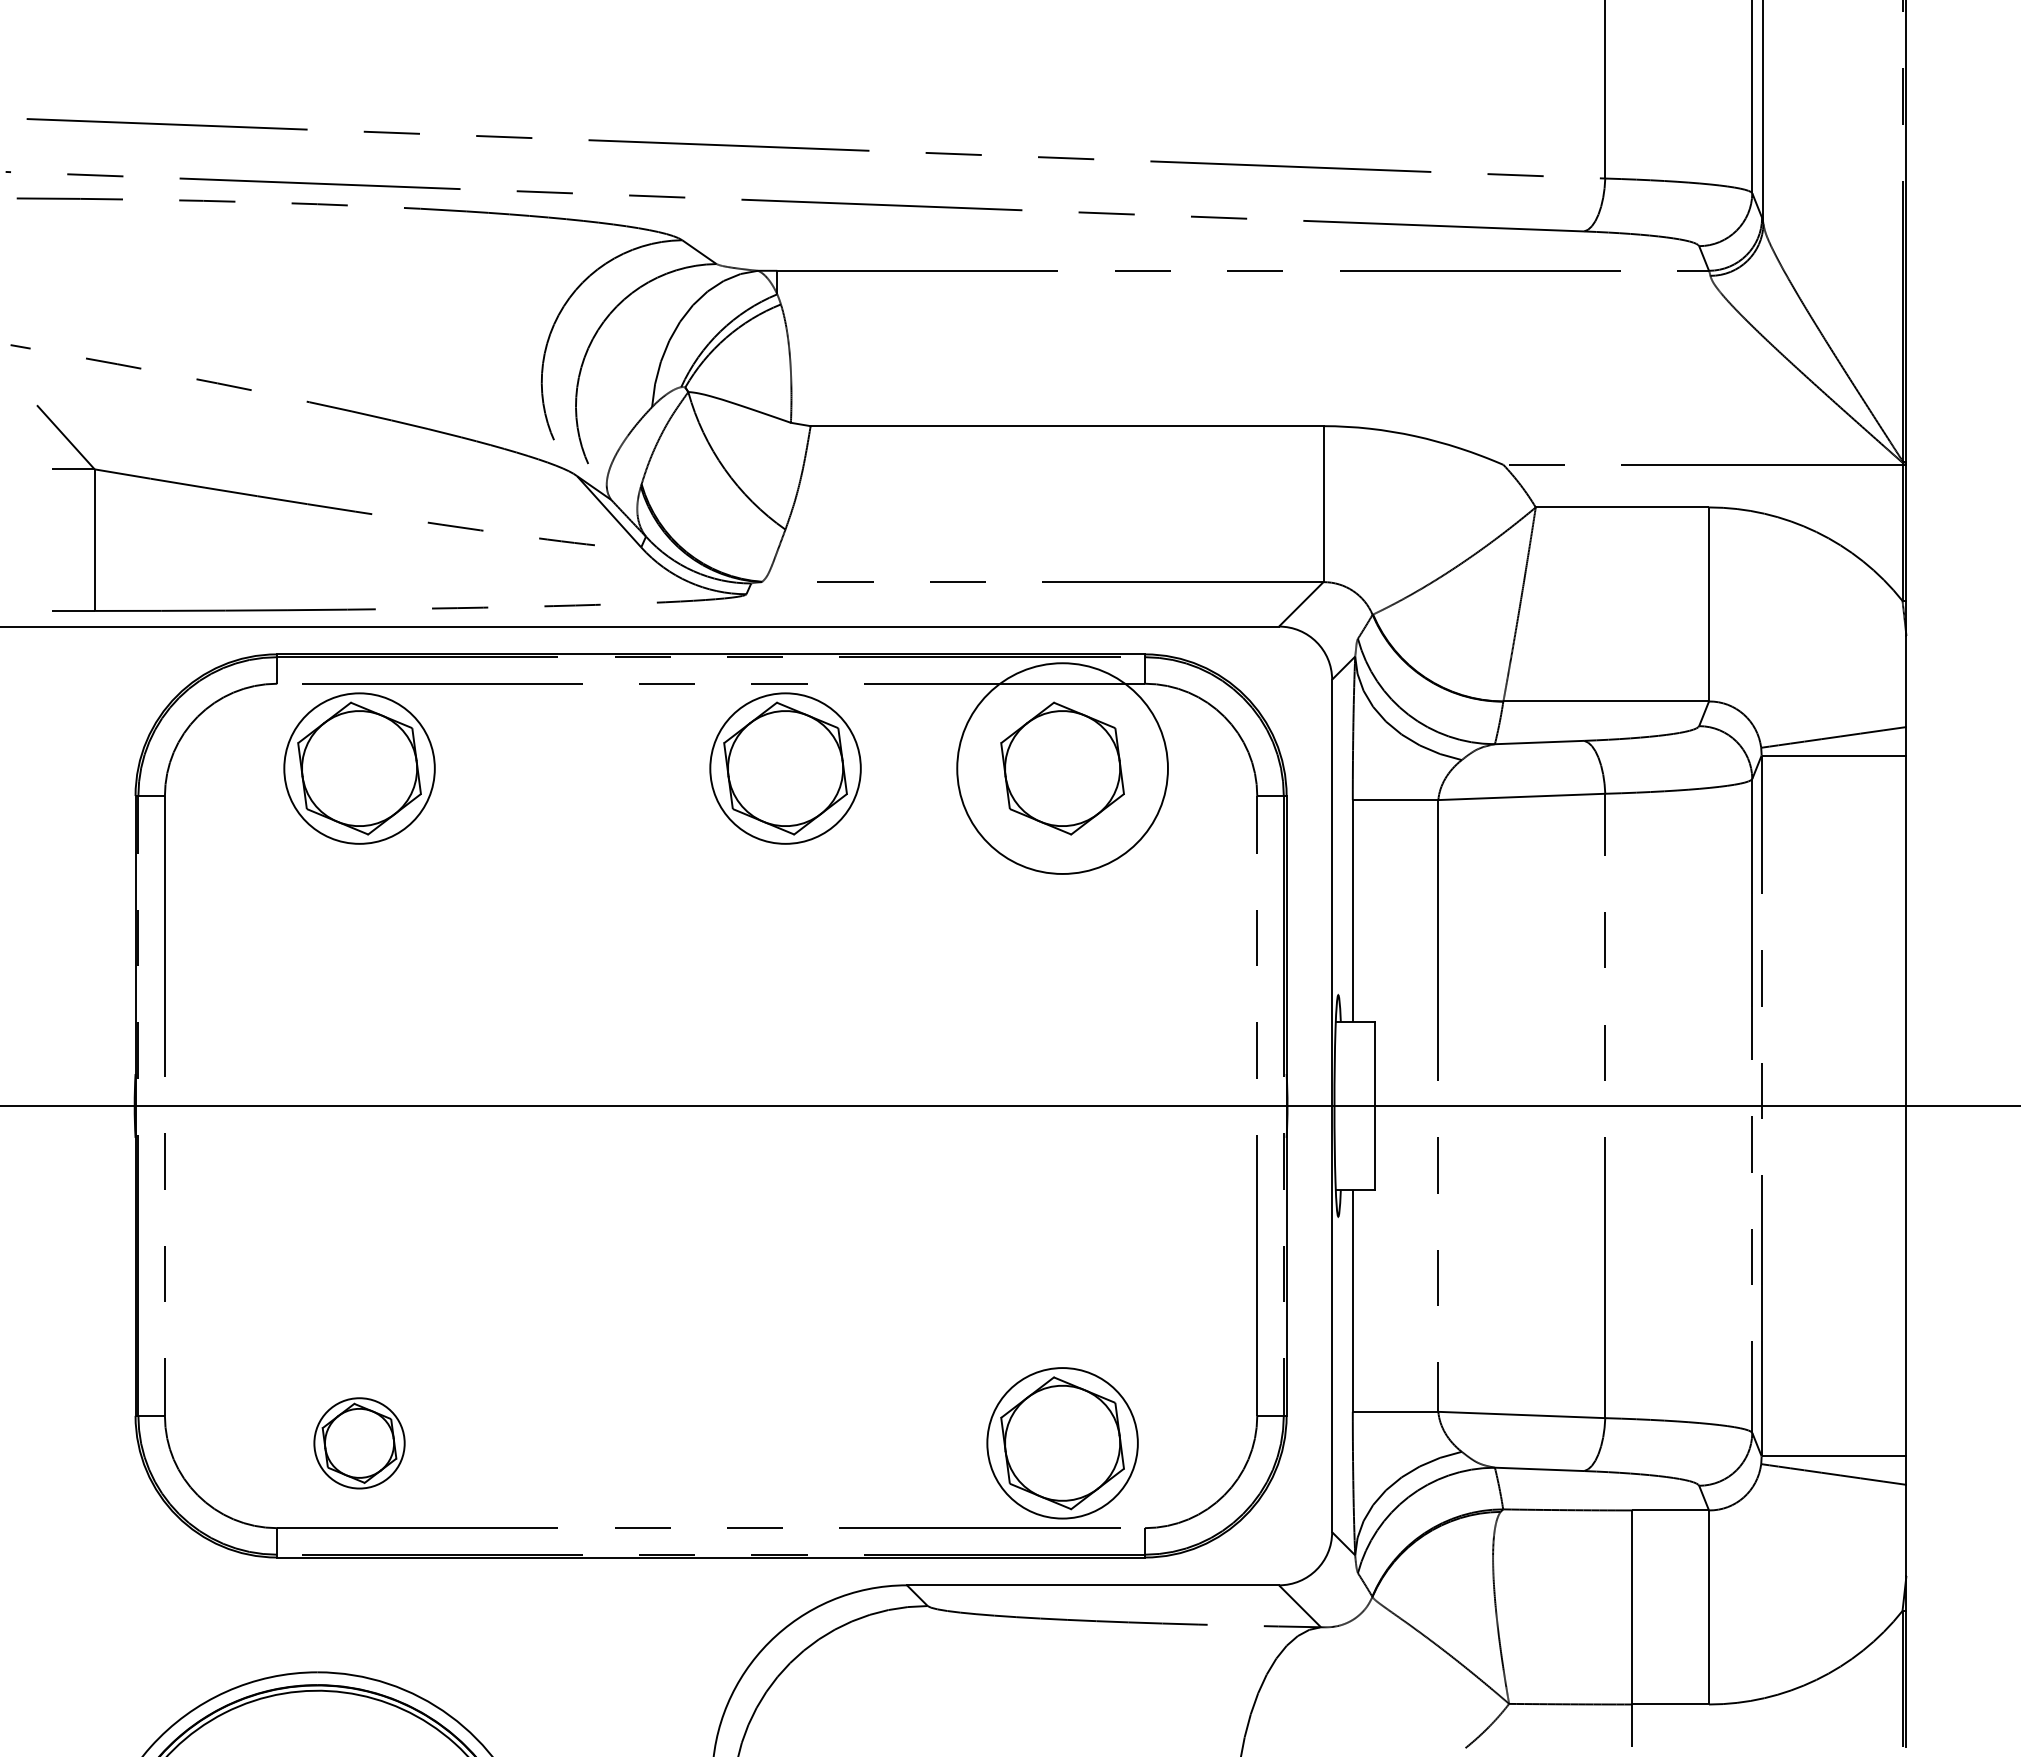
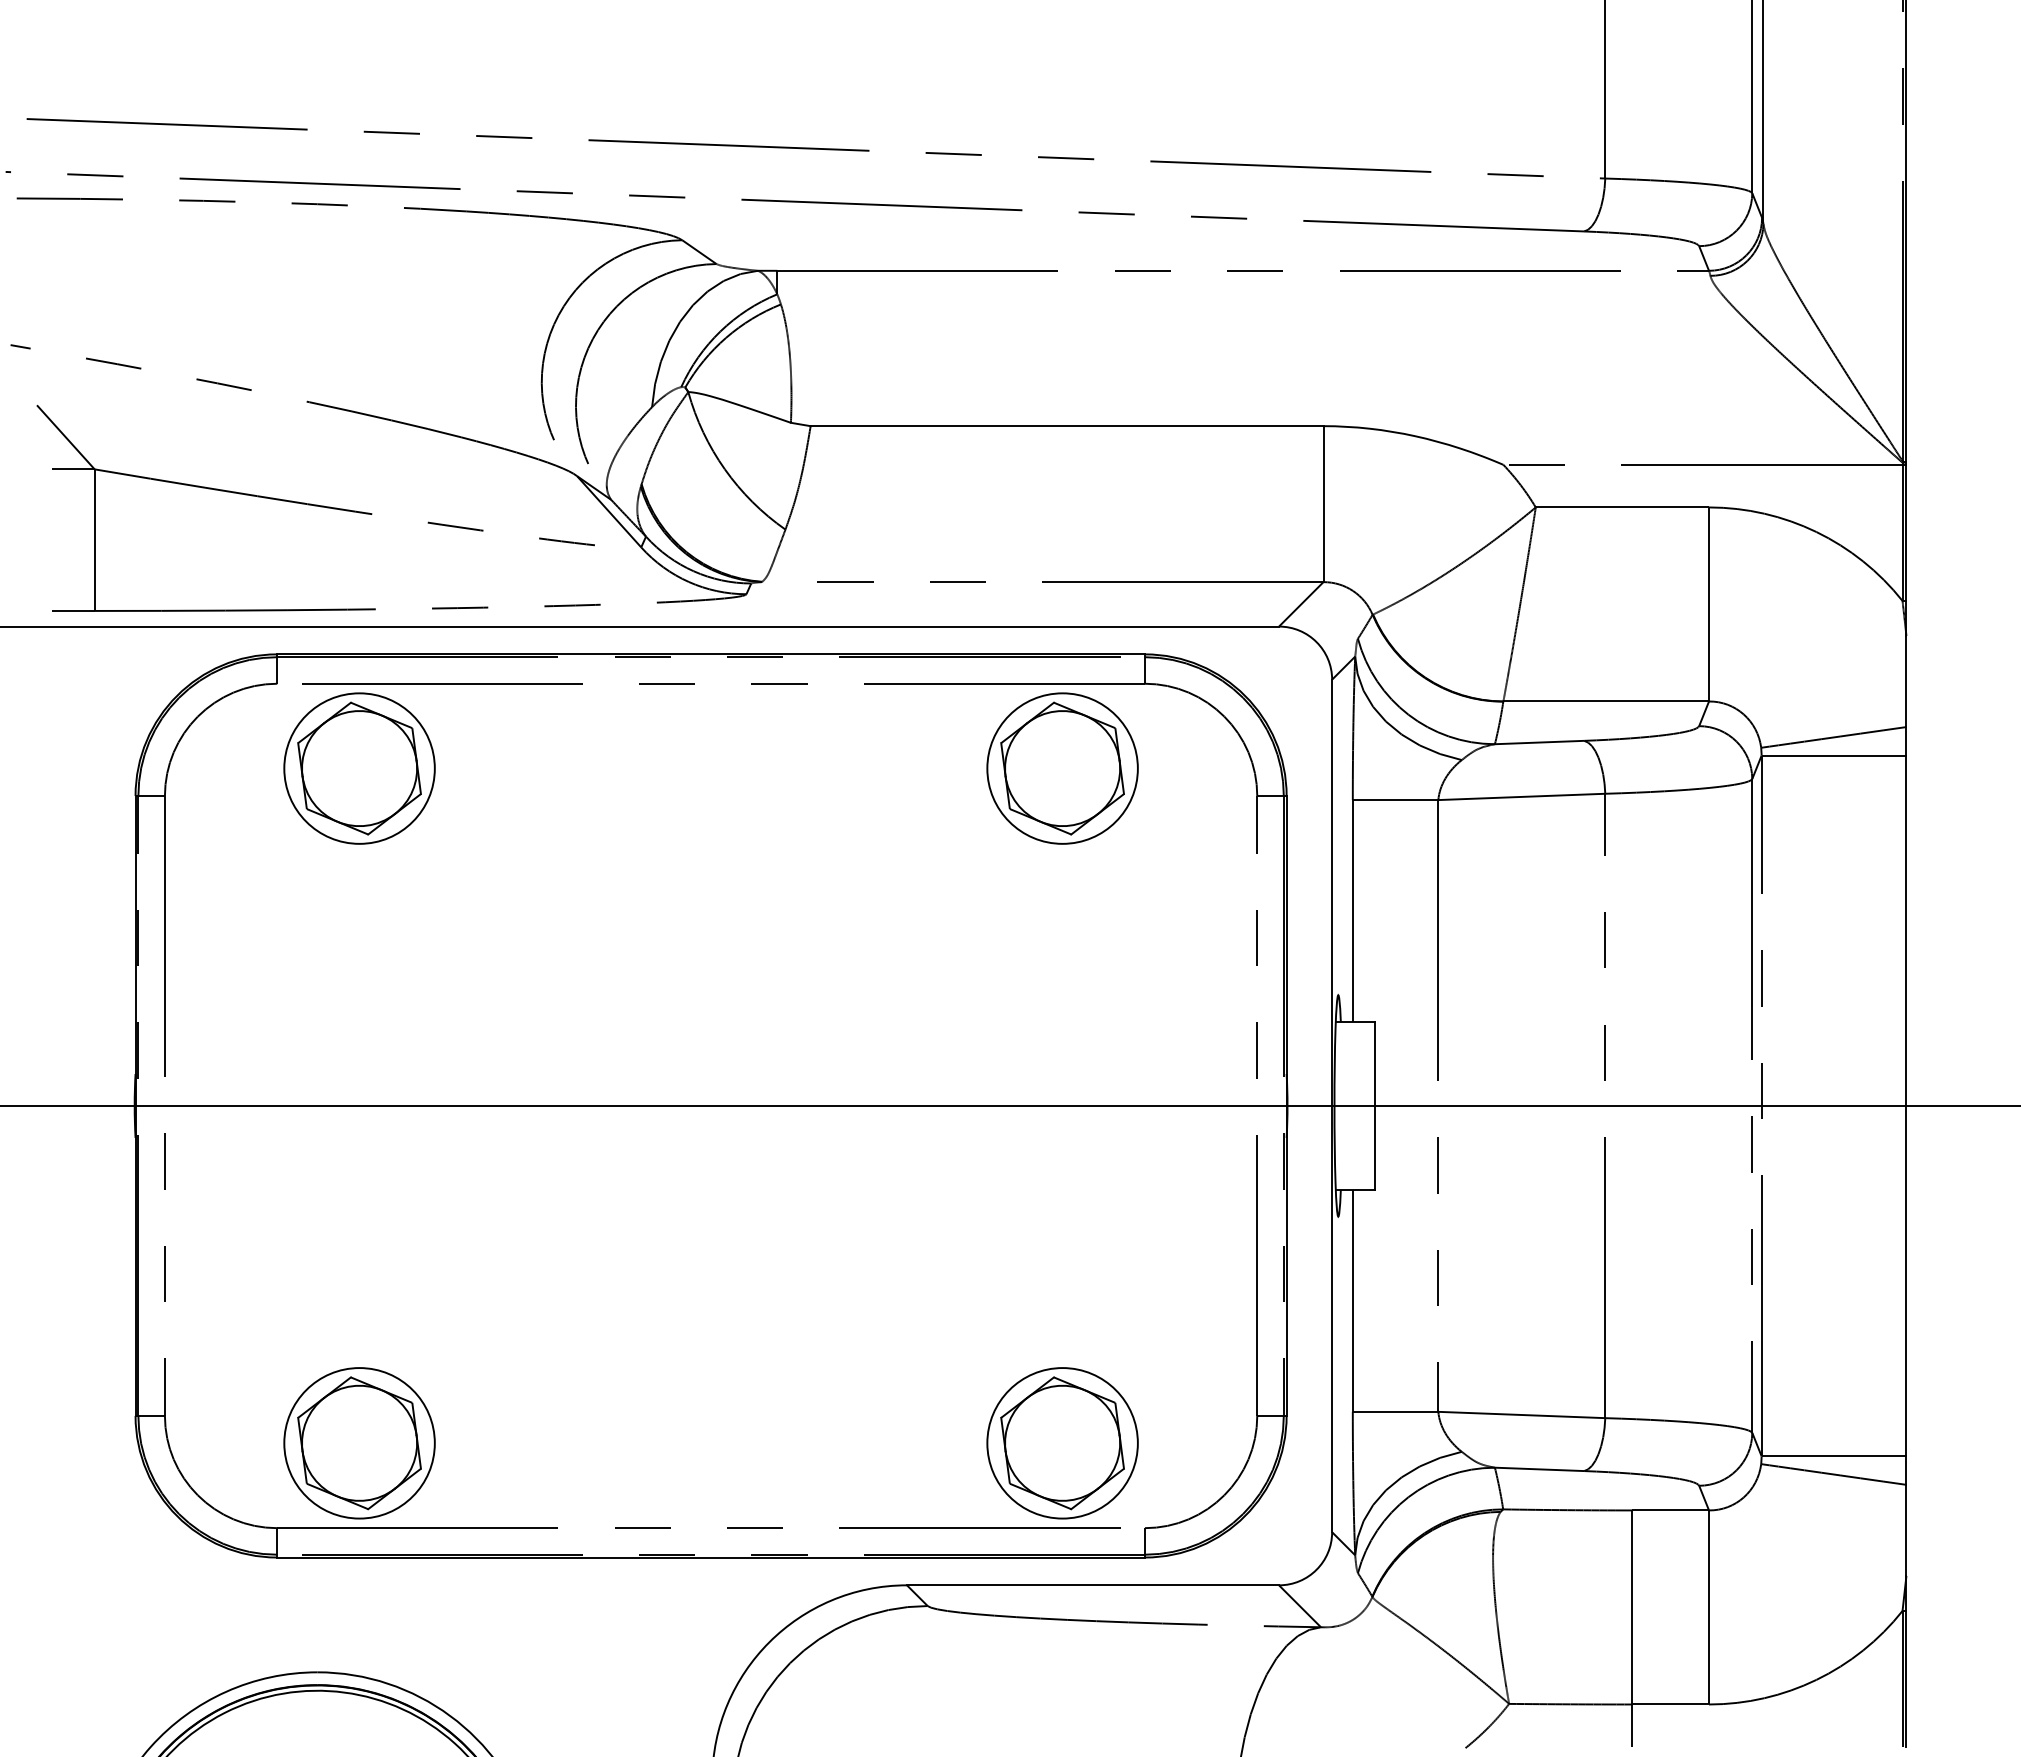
part: present -> none (785, 768)
circle diameter: 211 px -> 151 px (1062, 768)
part size: 93x93 px -> 153x153 px (359, 1443)
